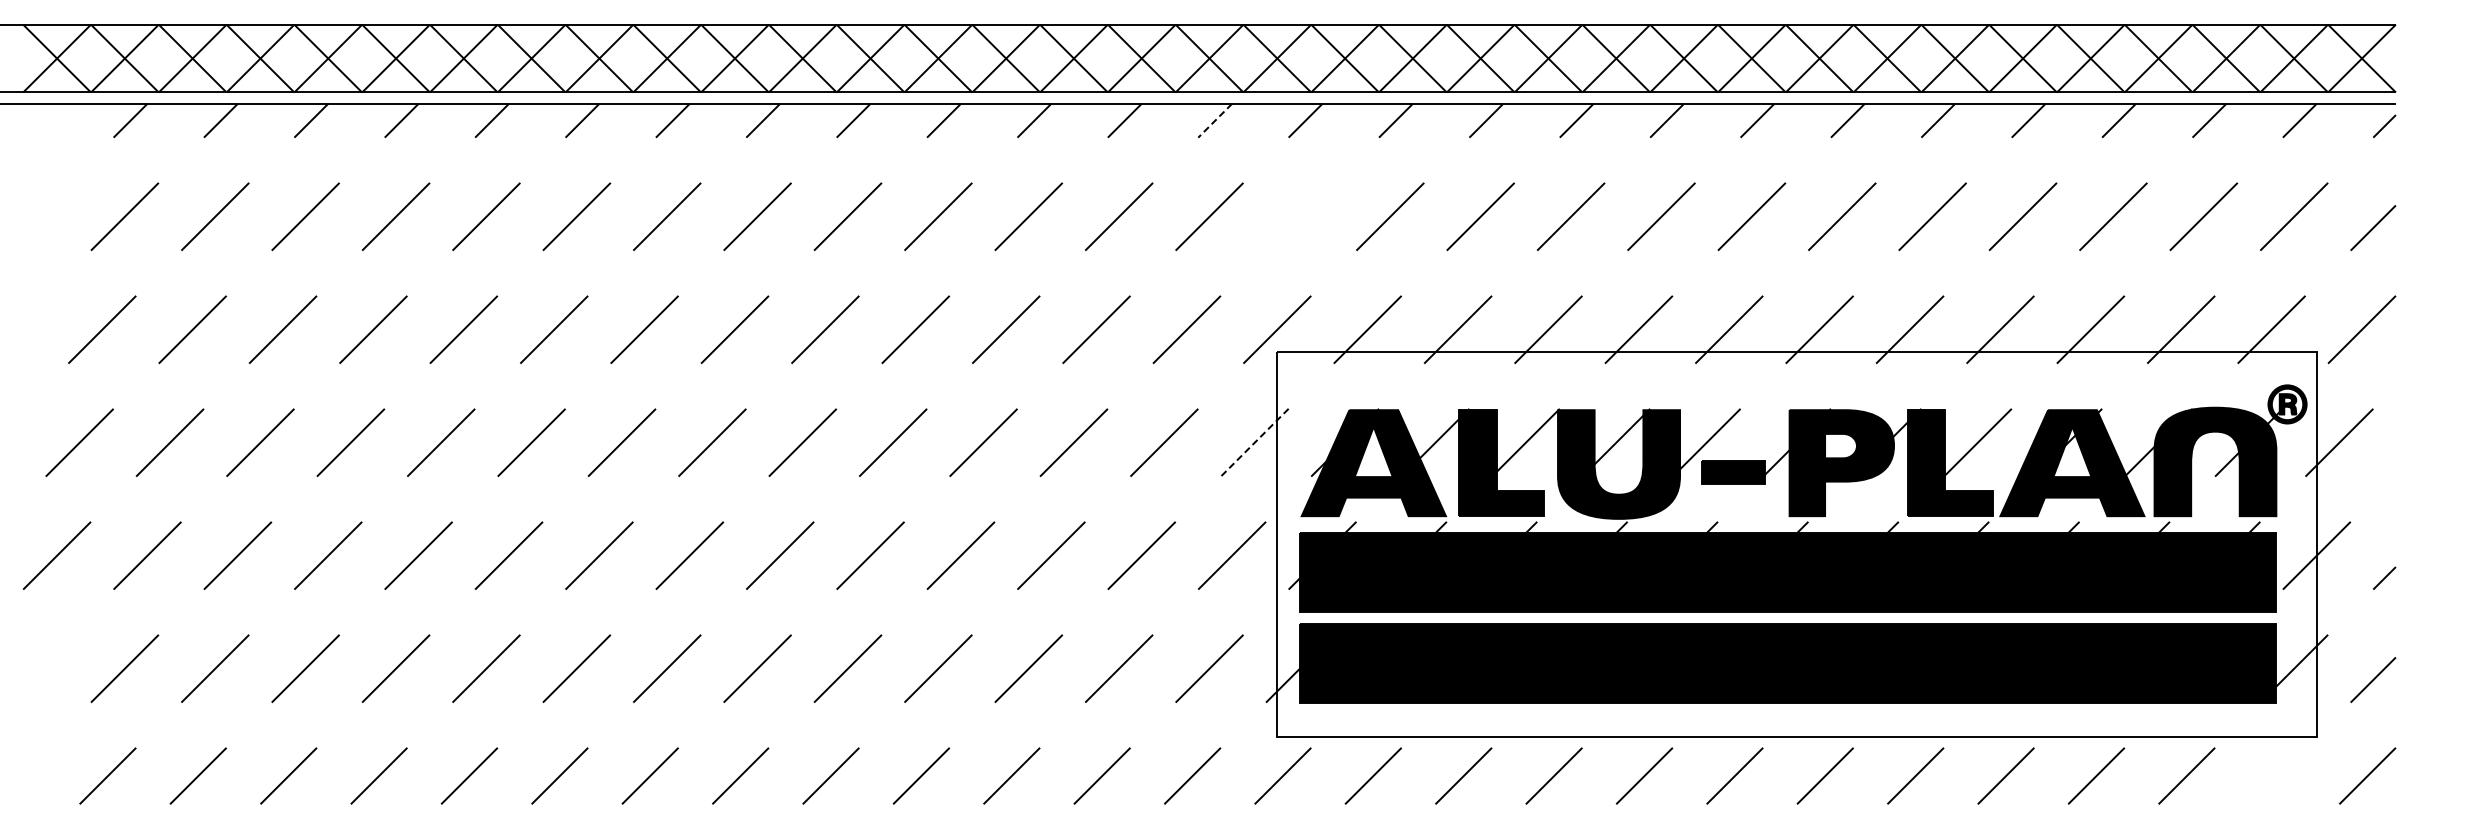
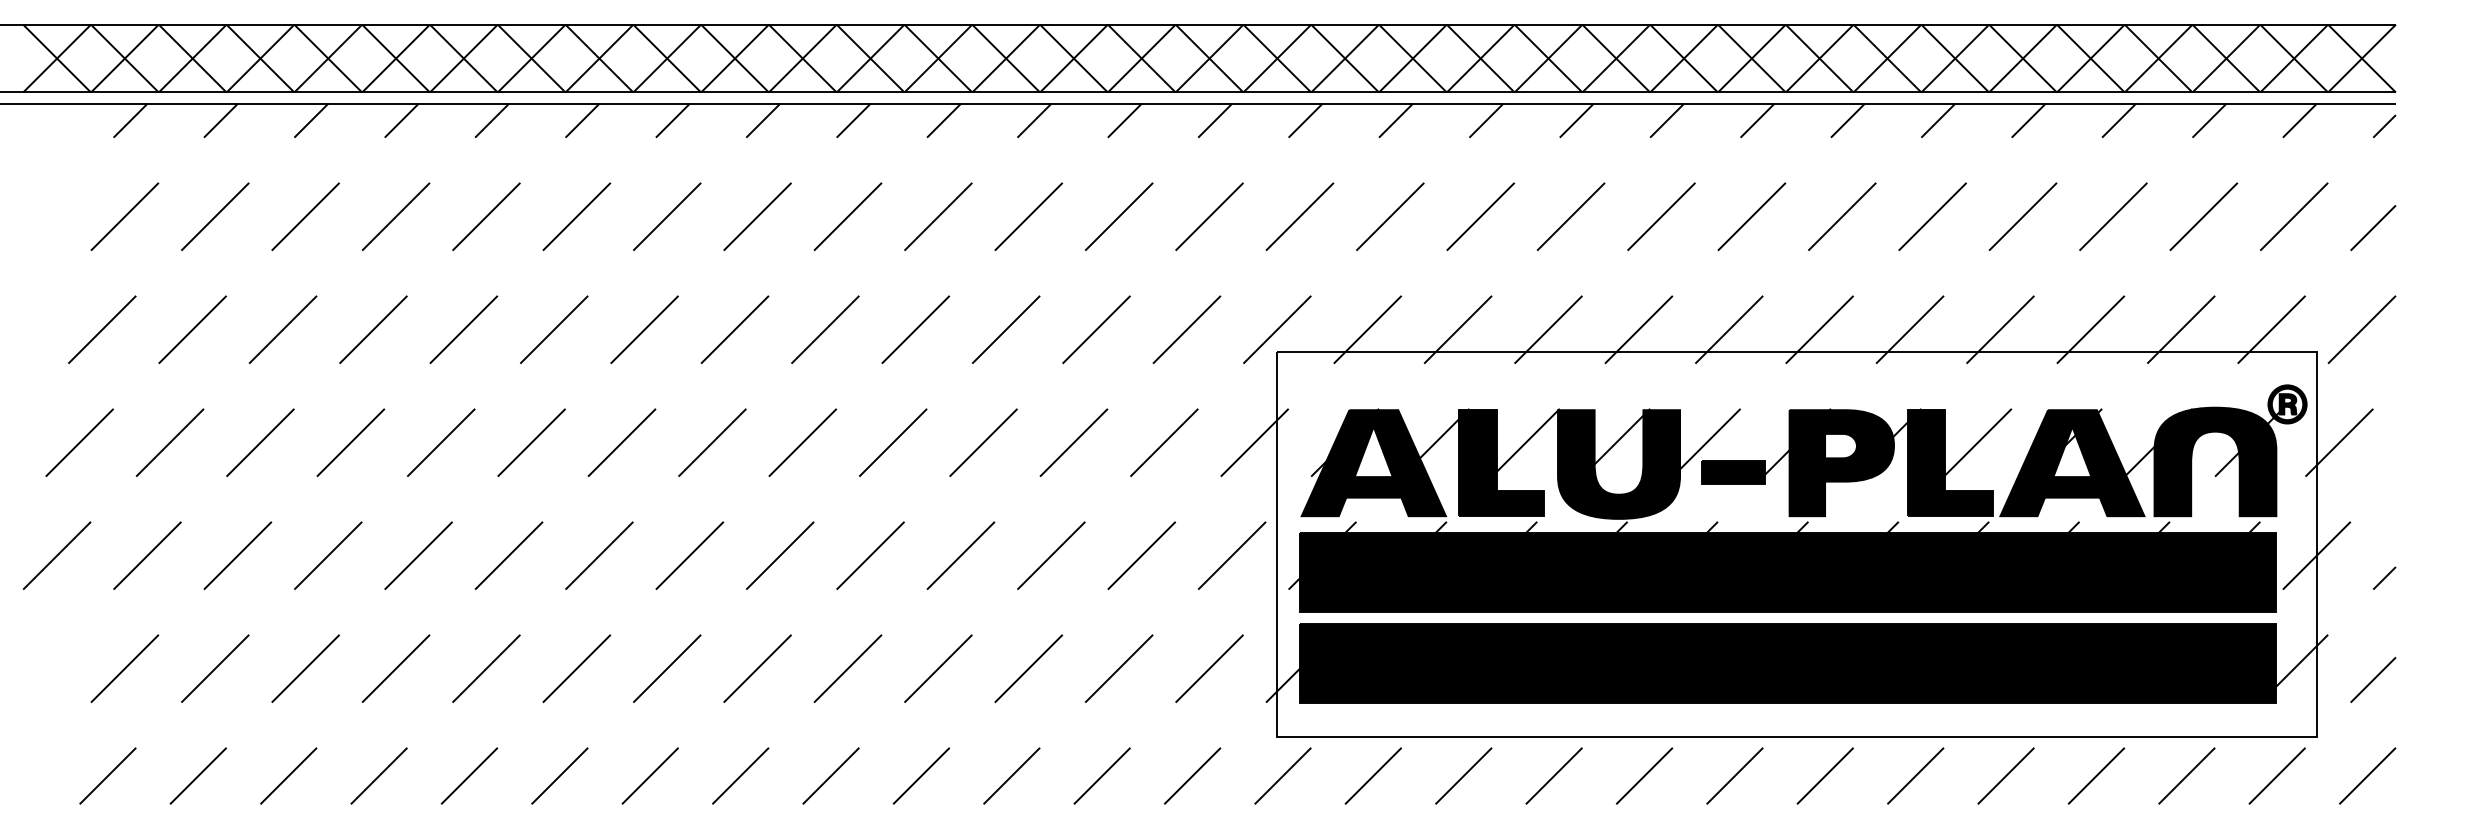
line: dashed -> solid (1215, 120)
line: none -> present (1299, 216)
line: dashed -> solid (1254, 442)
line: none -> present (2276, 775)
